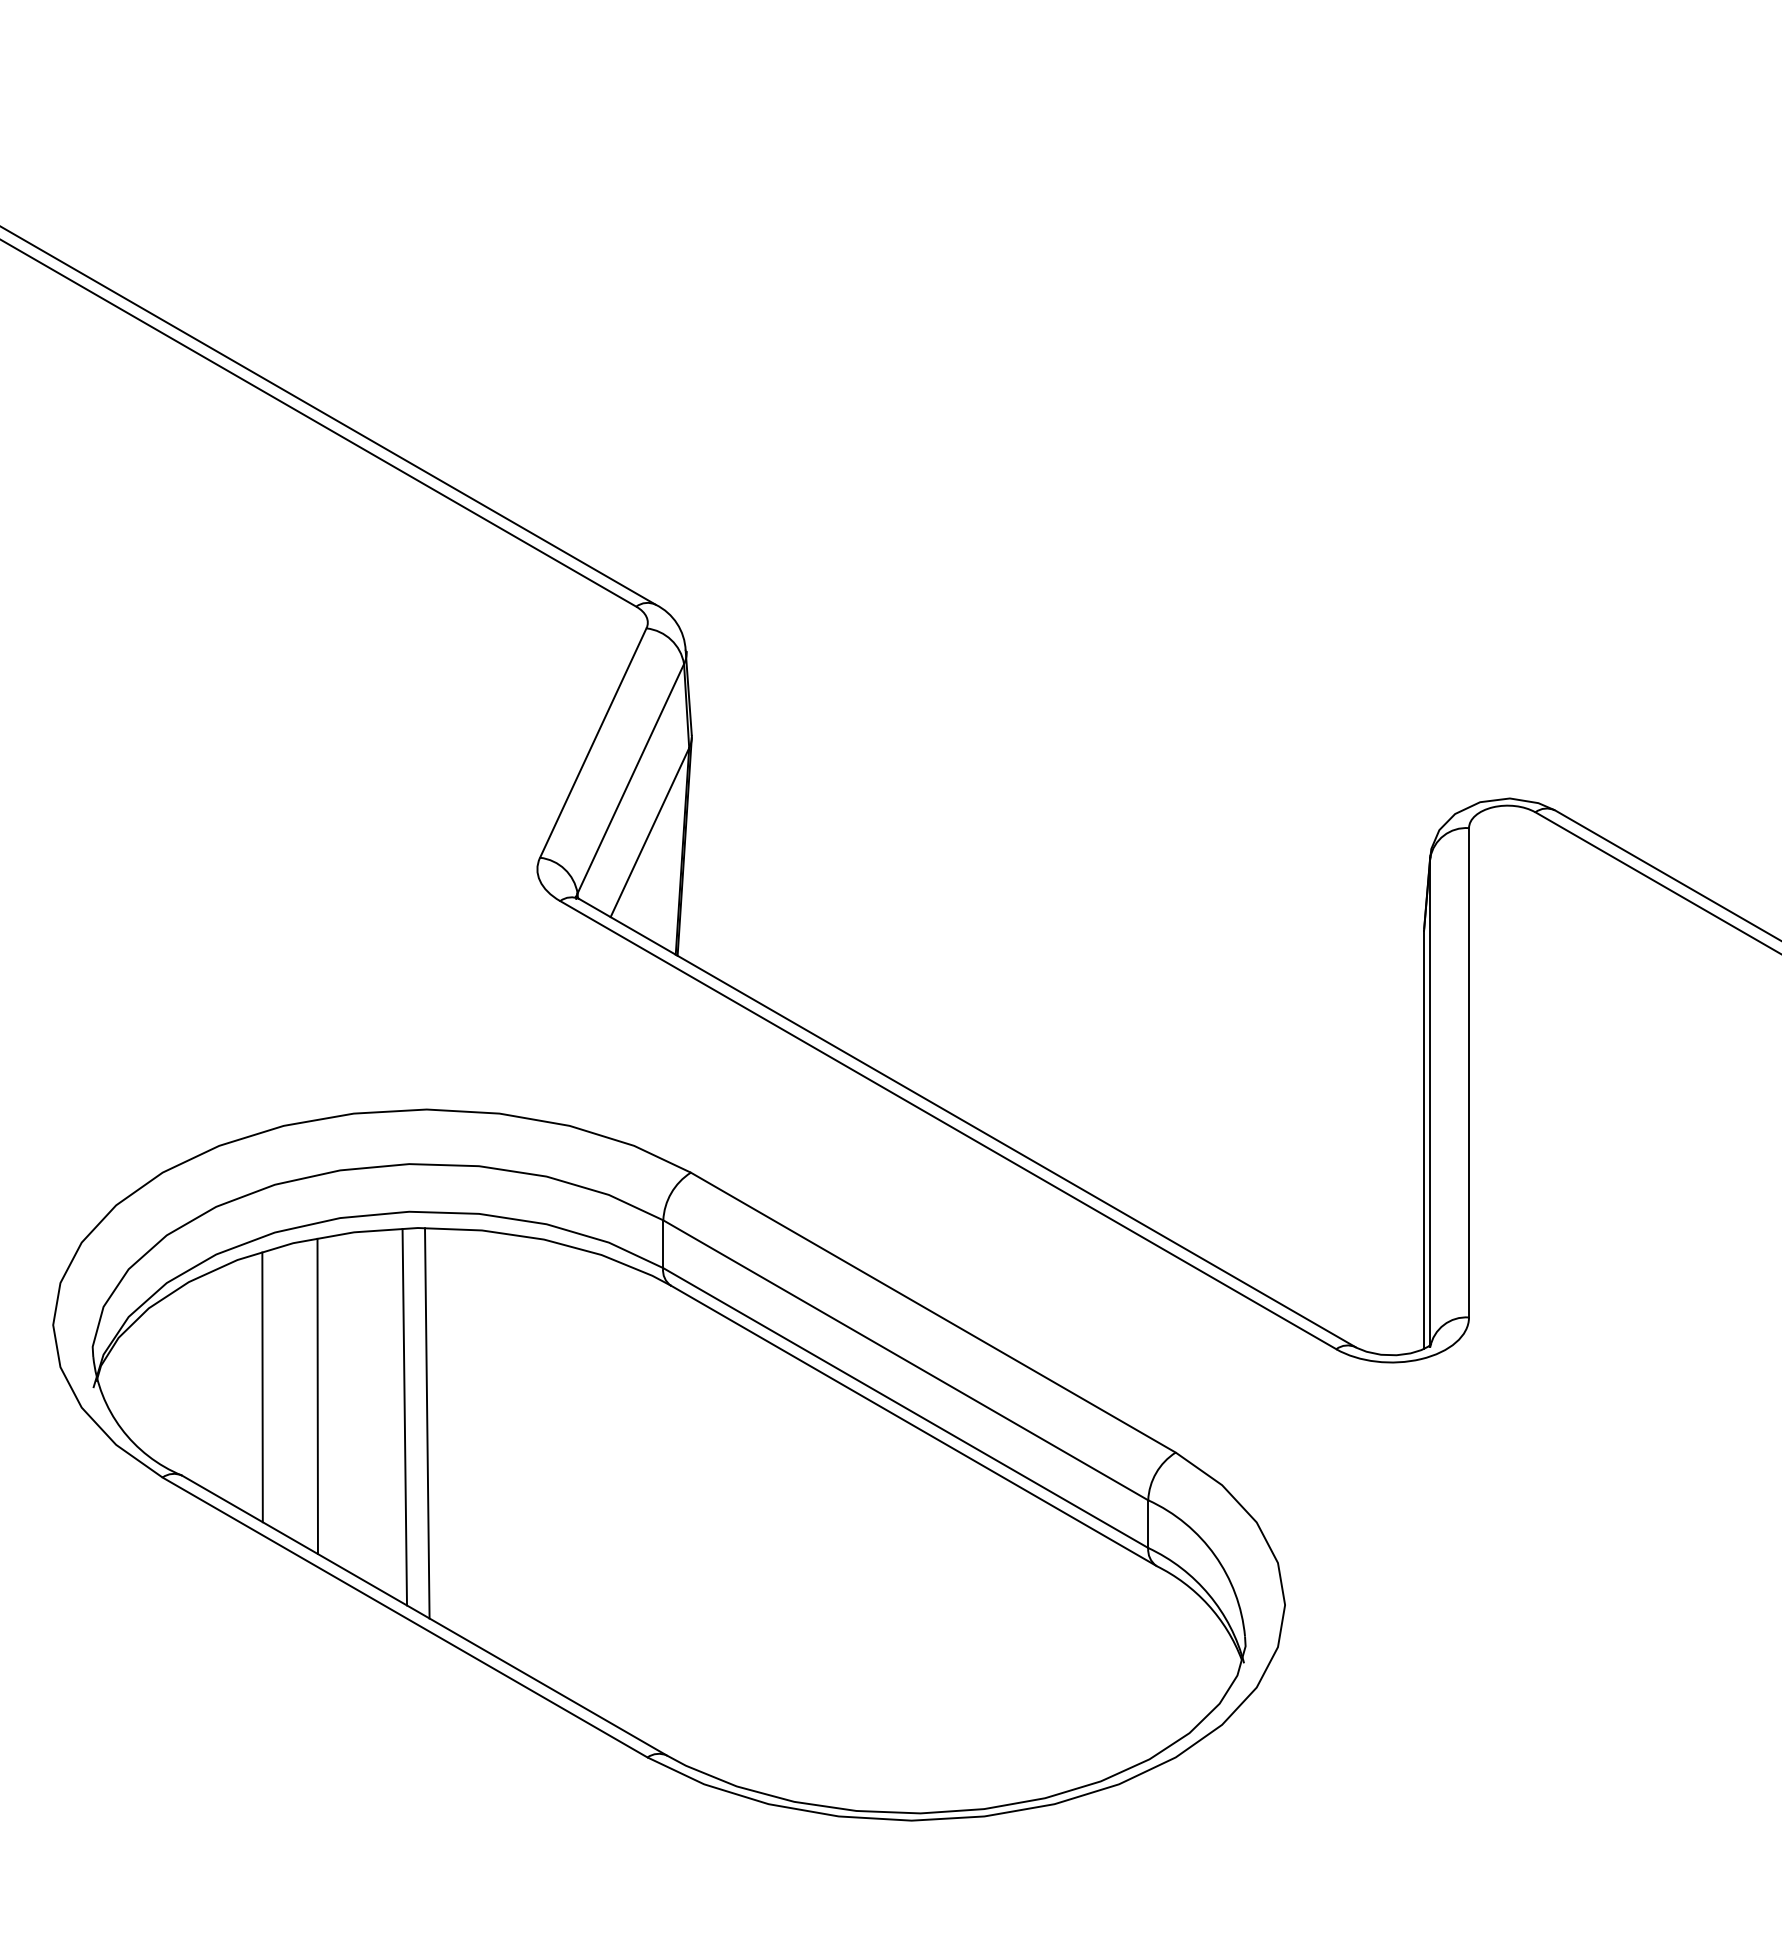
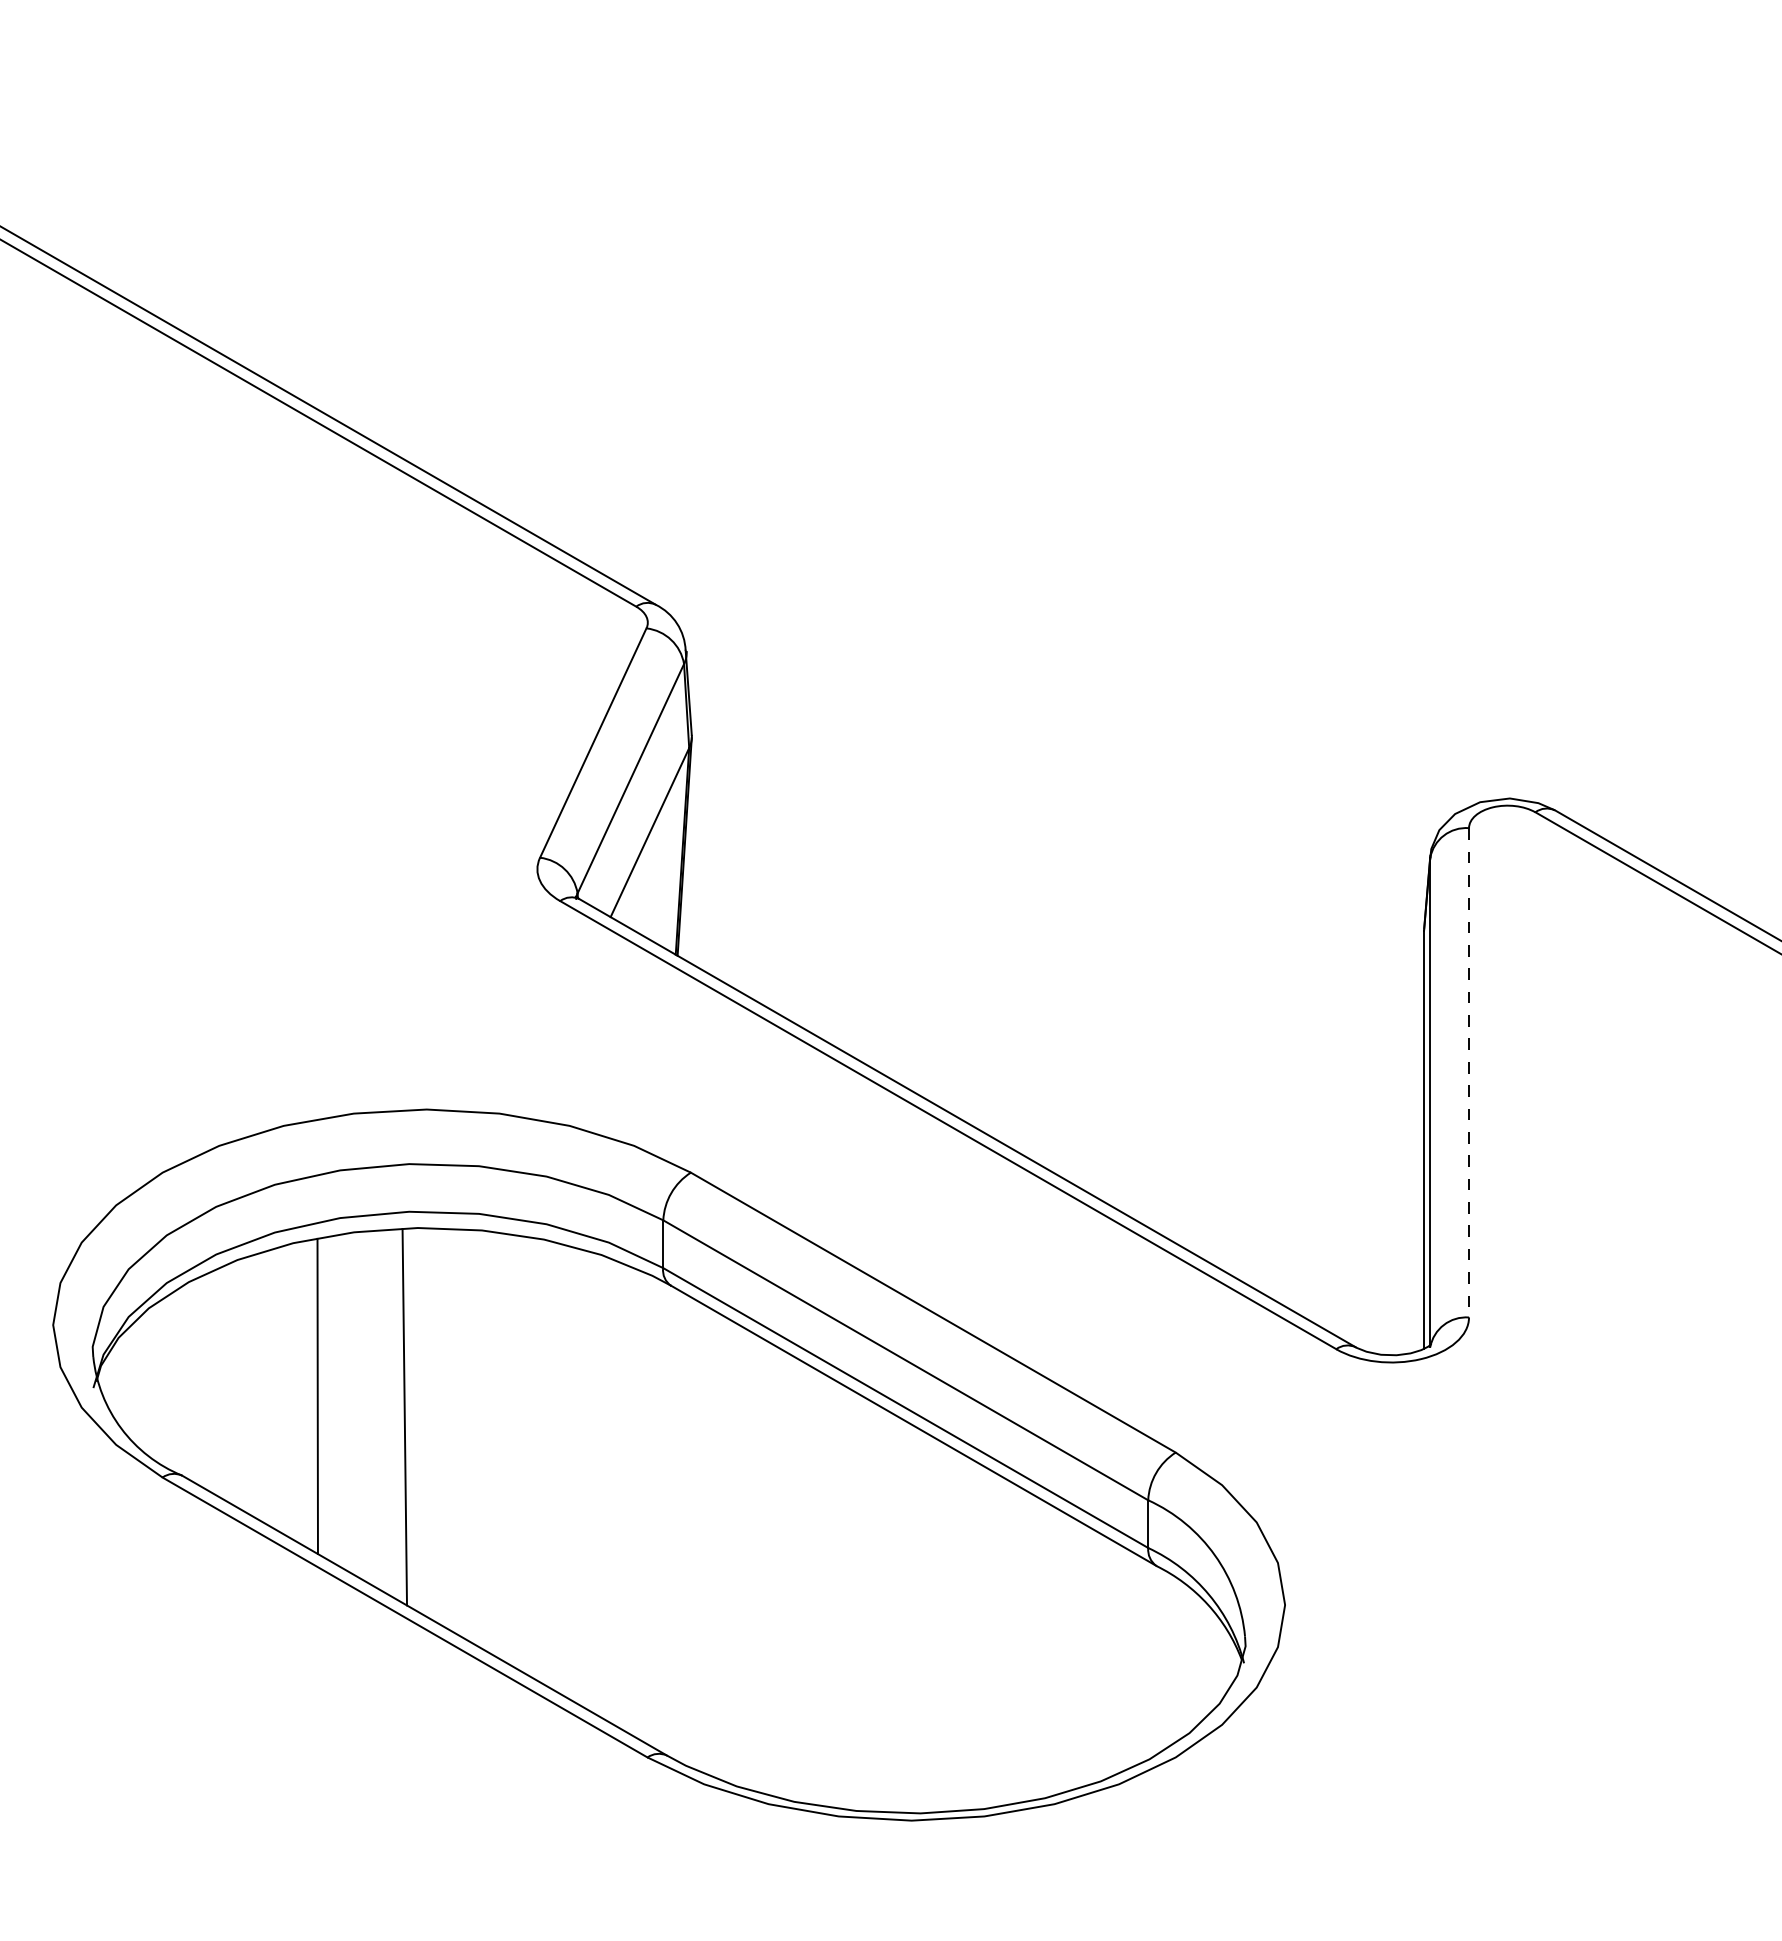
line: solid -> dashed (1469, 1072)
line: present -> none (262, 1387)
line: present -> none (427, 1423)
